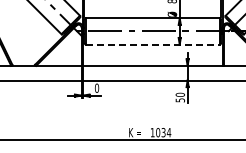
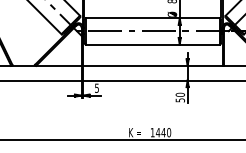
line: dashed -> solid (152, 44)
text: 0 -> 5 (96, 87)
text: 1034 -> 1440 (163, 132)
